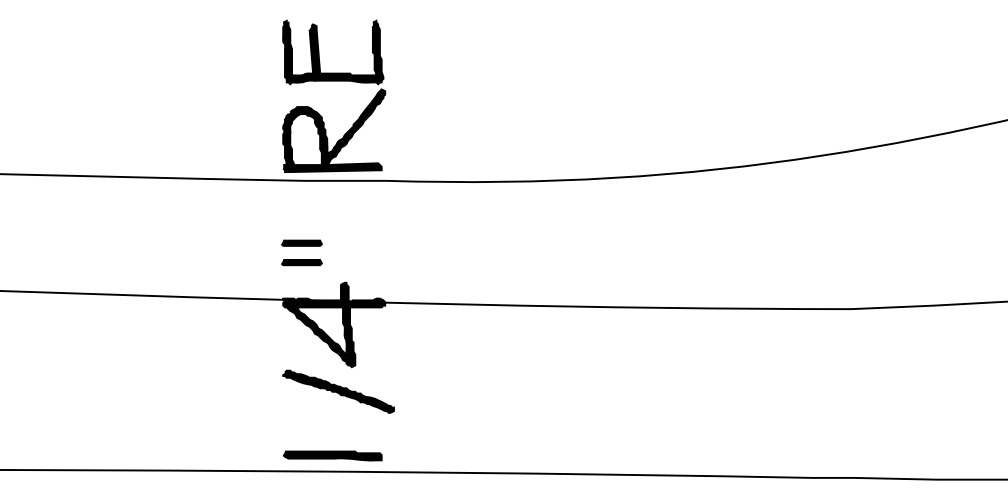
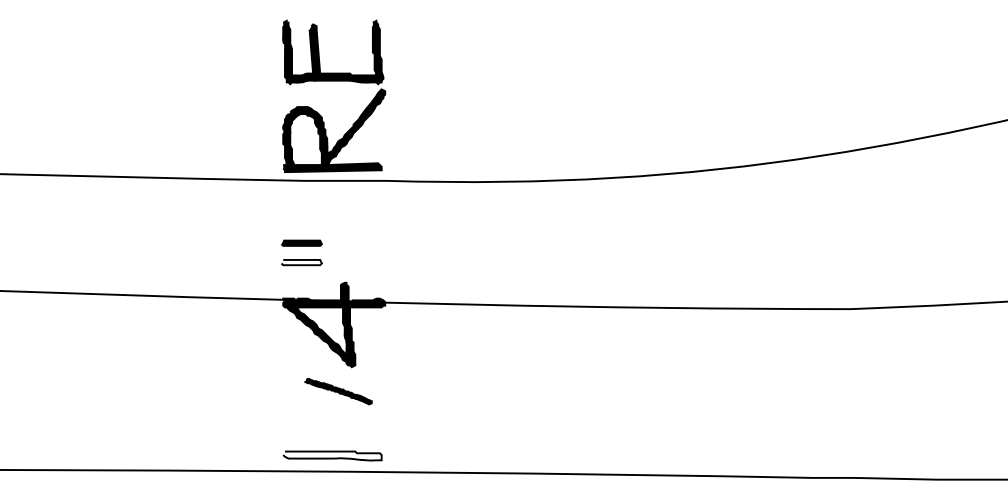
fill: present -> none (301, 262)
part size: 113x45 px -> 69x28 px (338, 391)
fill: present -> none (332, 455)
